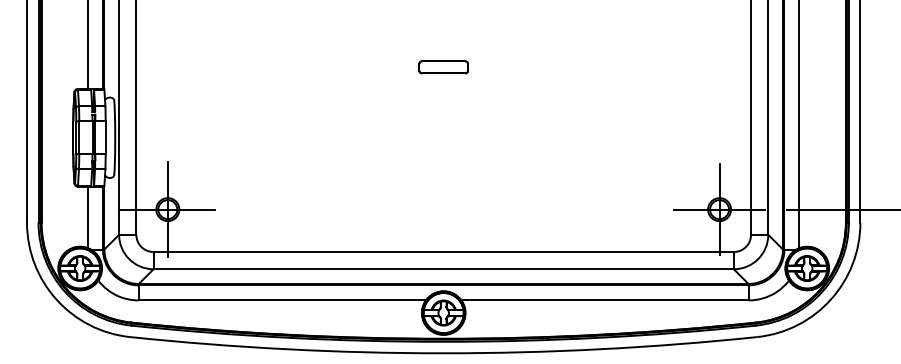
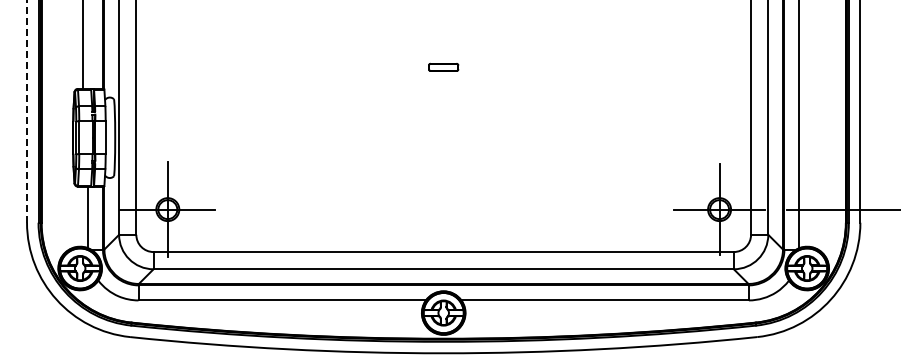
line position: (87, 45) -> (82, 45) (82, 45)
part size: 51x15 px -> 32x10 px (443, 66)
line: solid -> dashed (27, 111)
